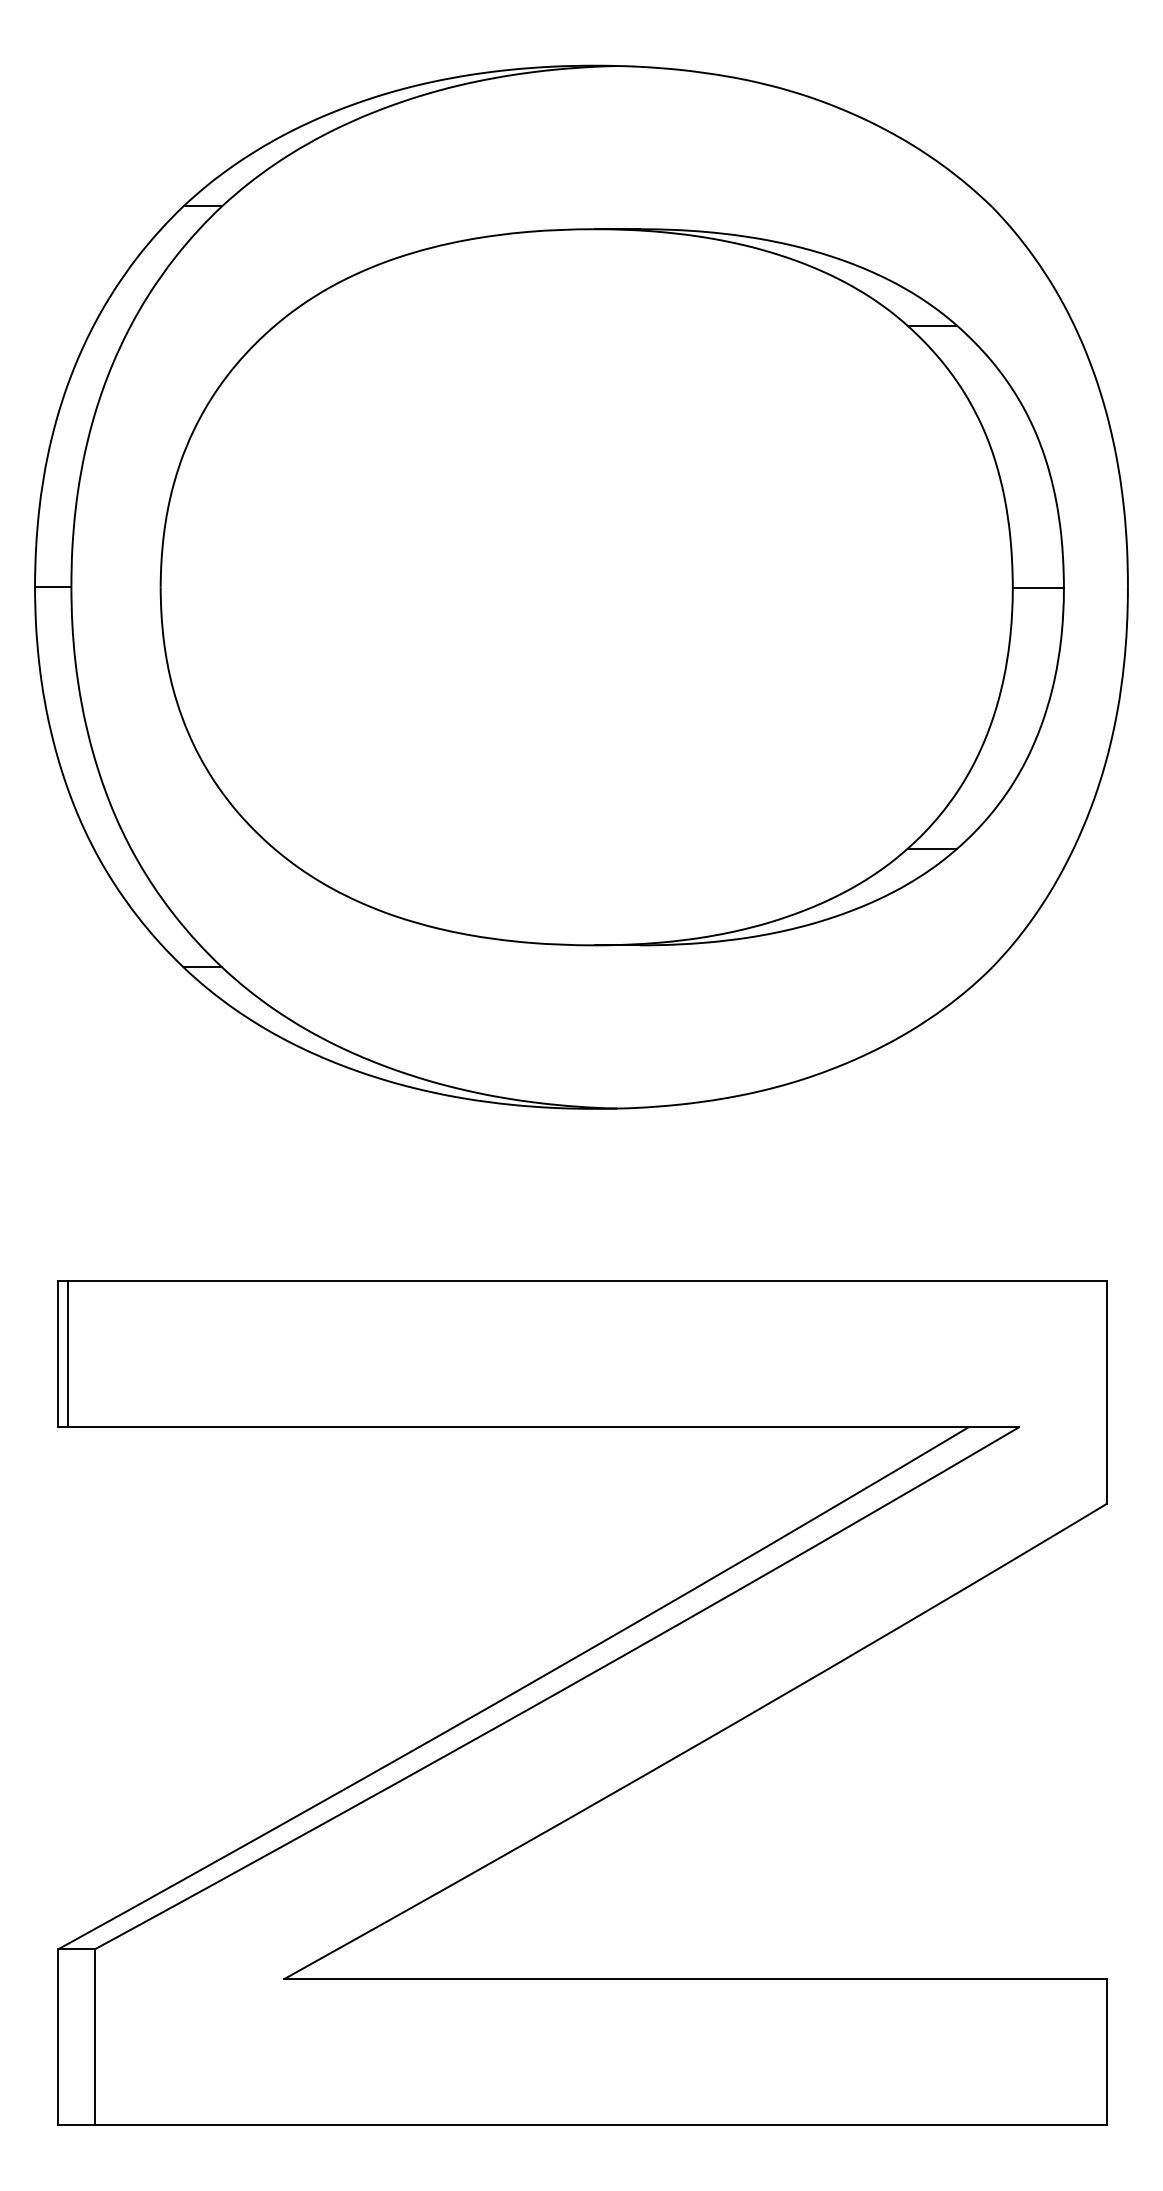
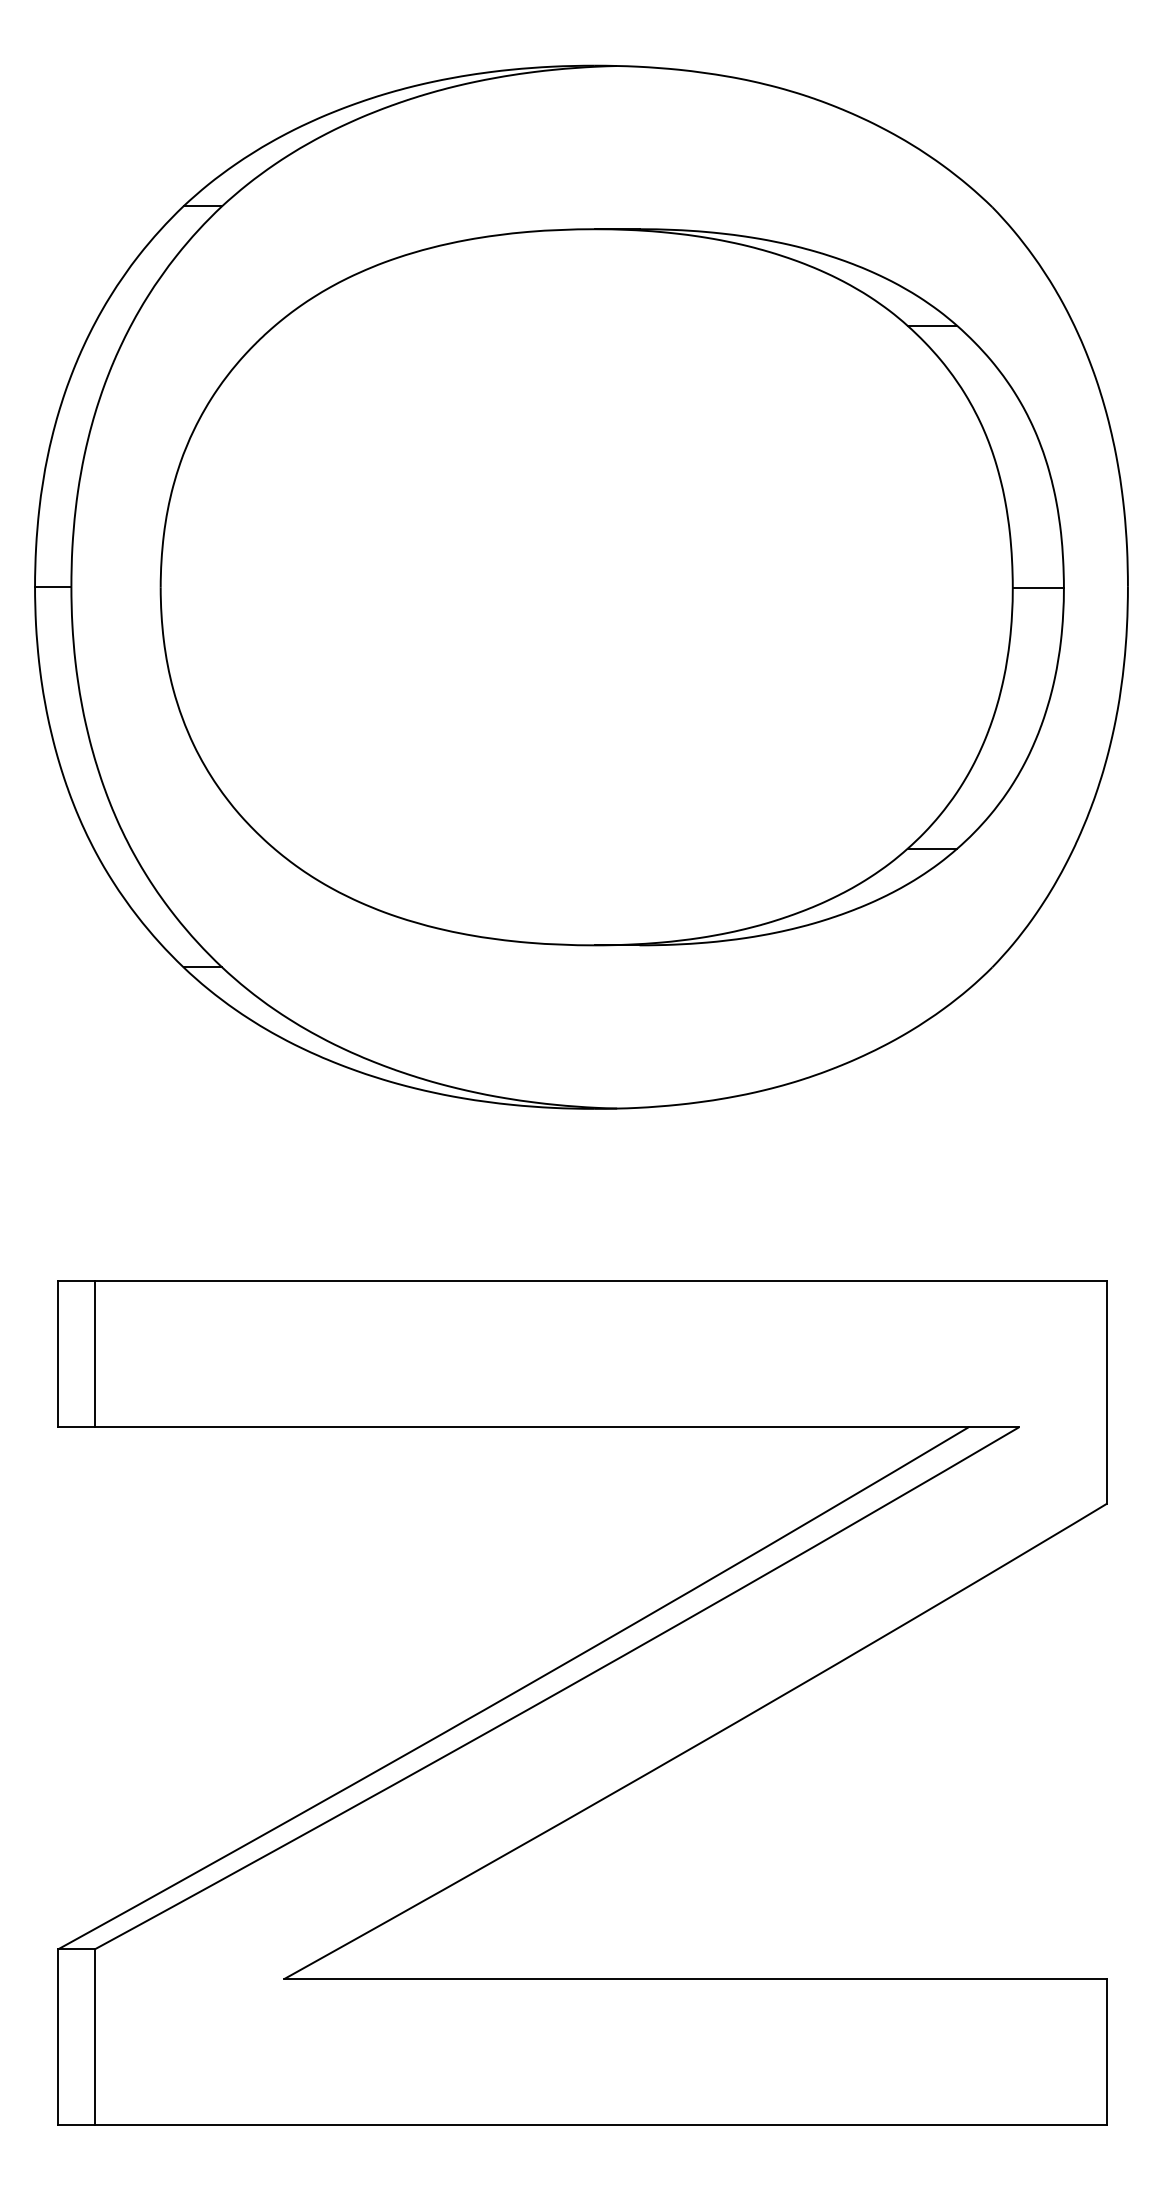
line position: (67, 1354) -> (94, 1354) (94, 1354)
